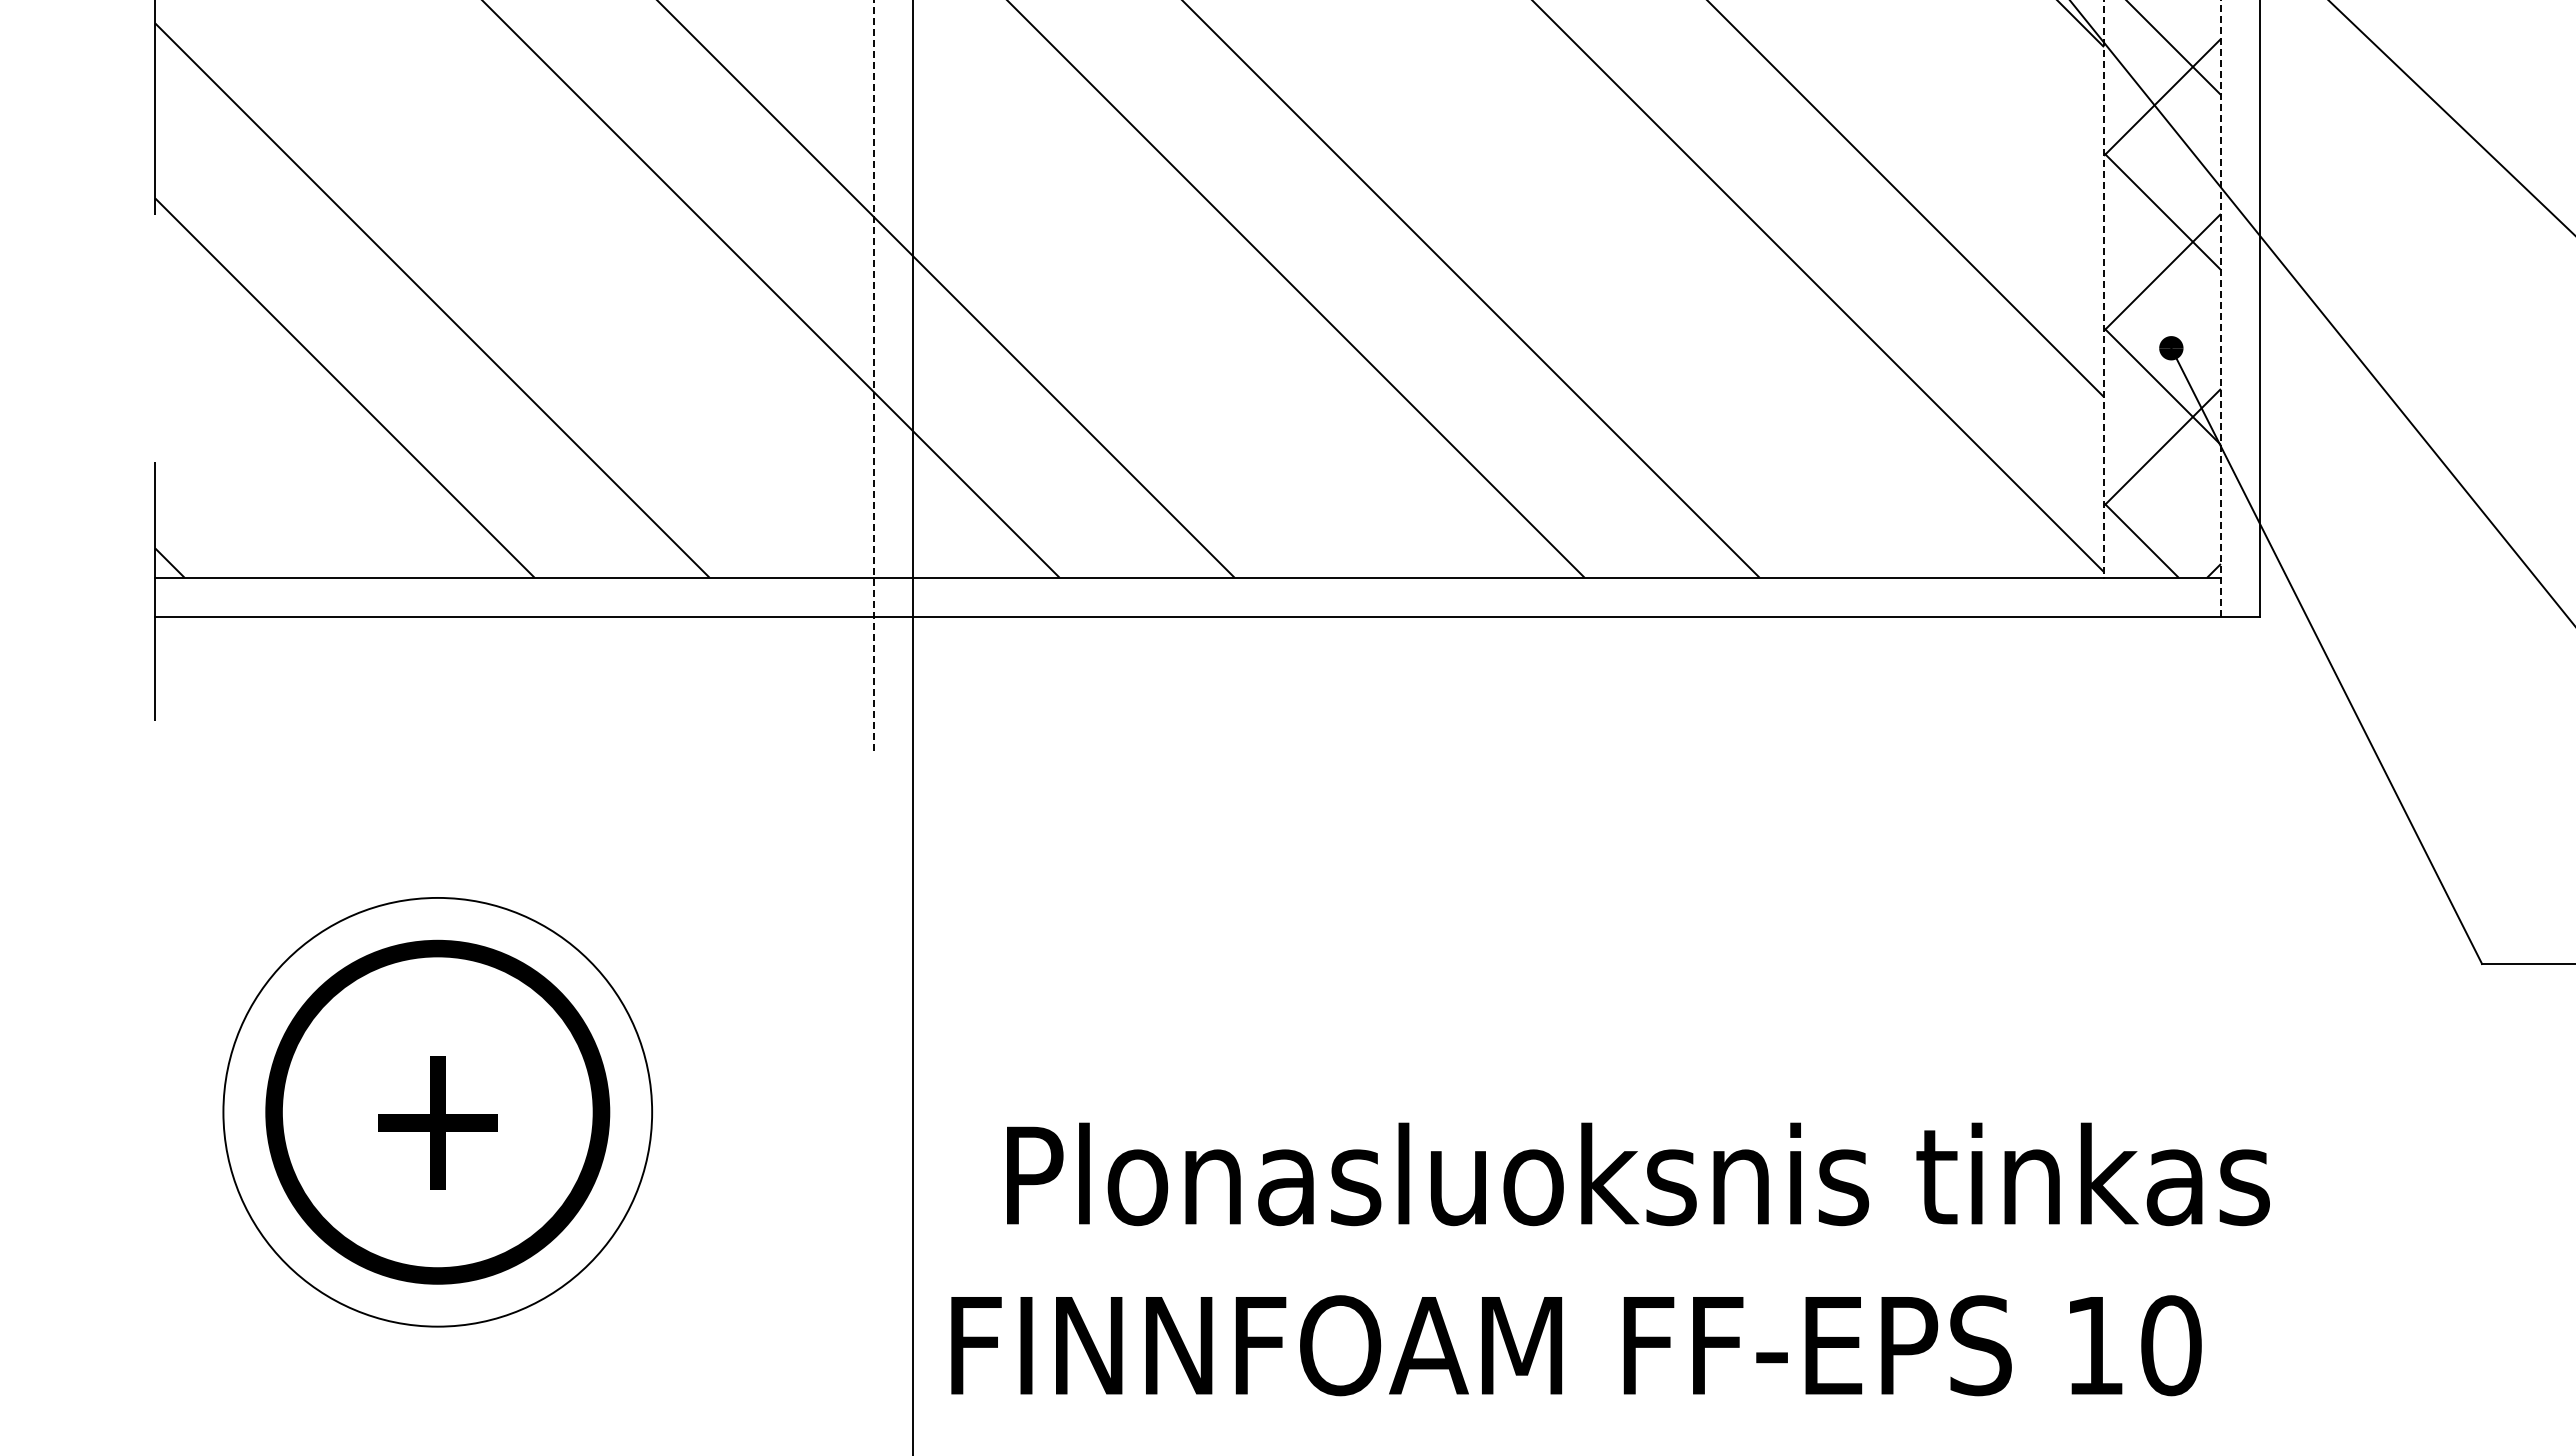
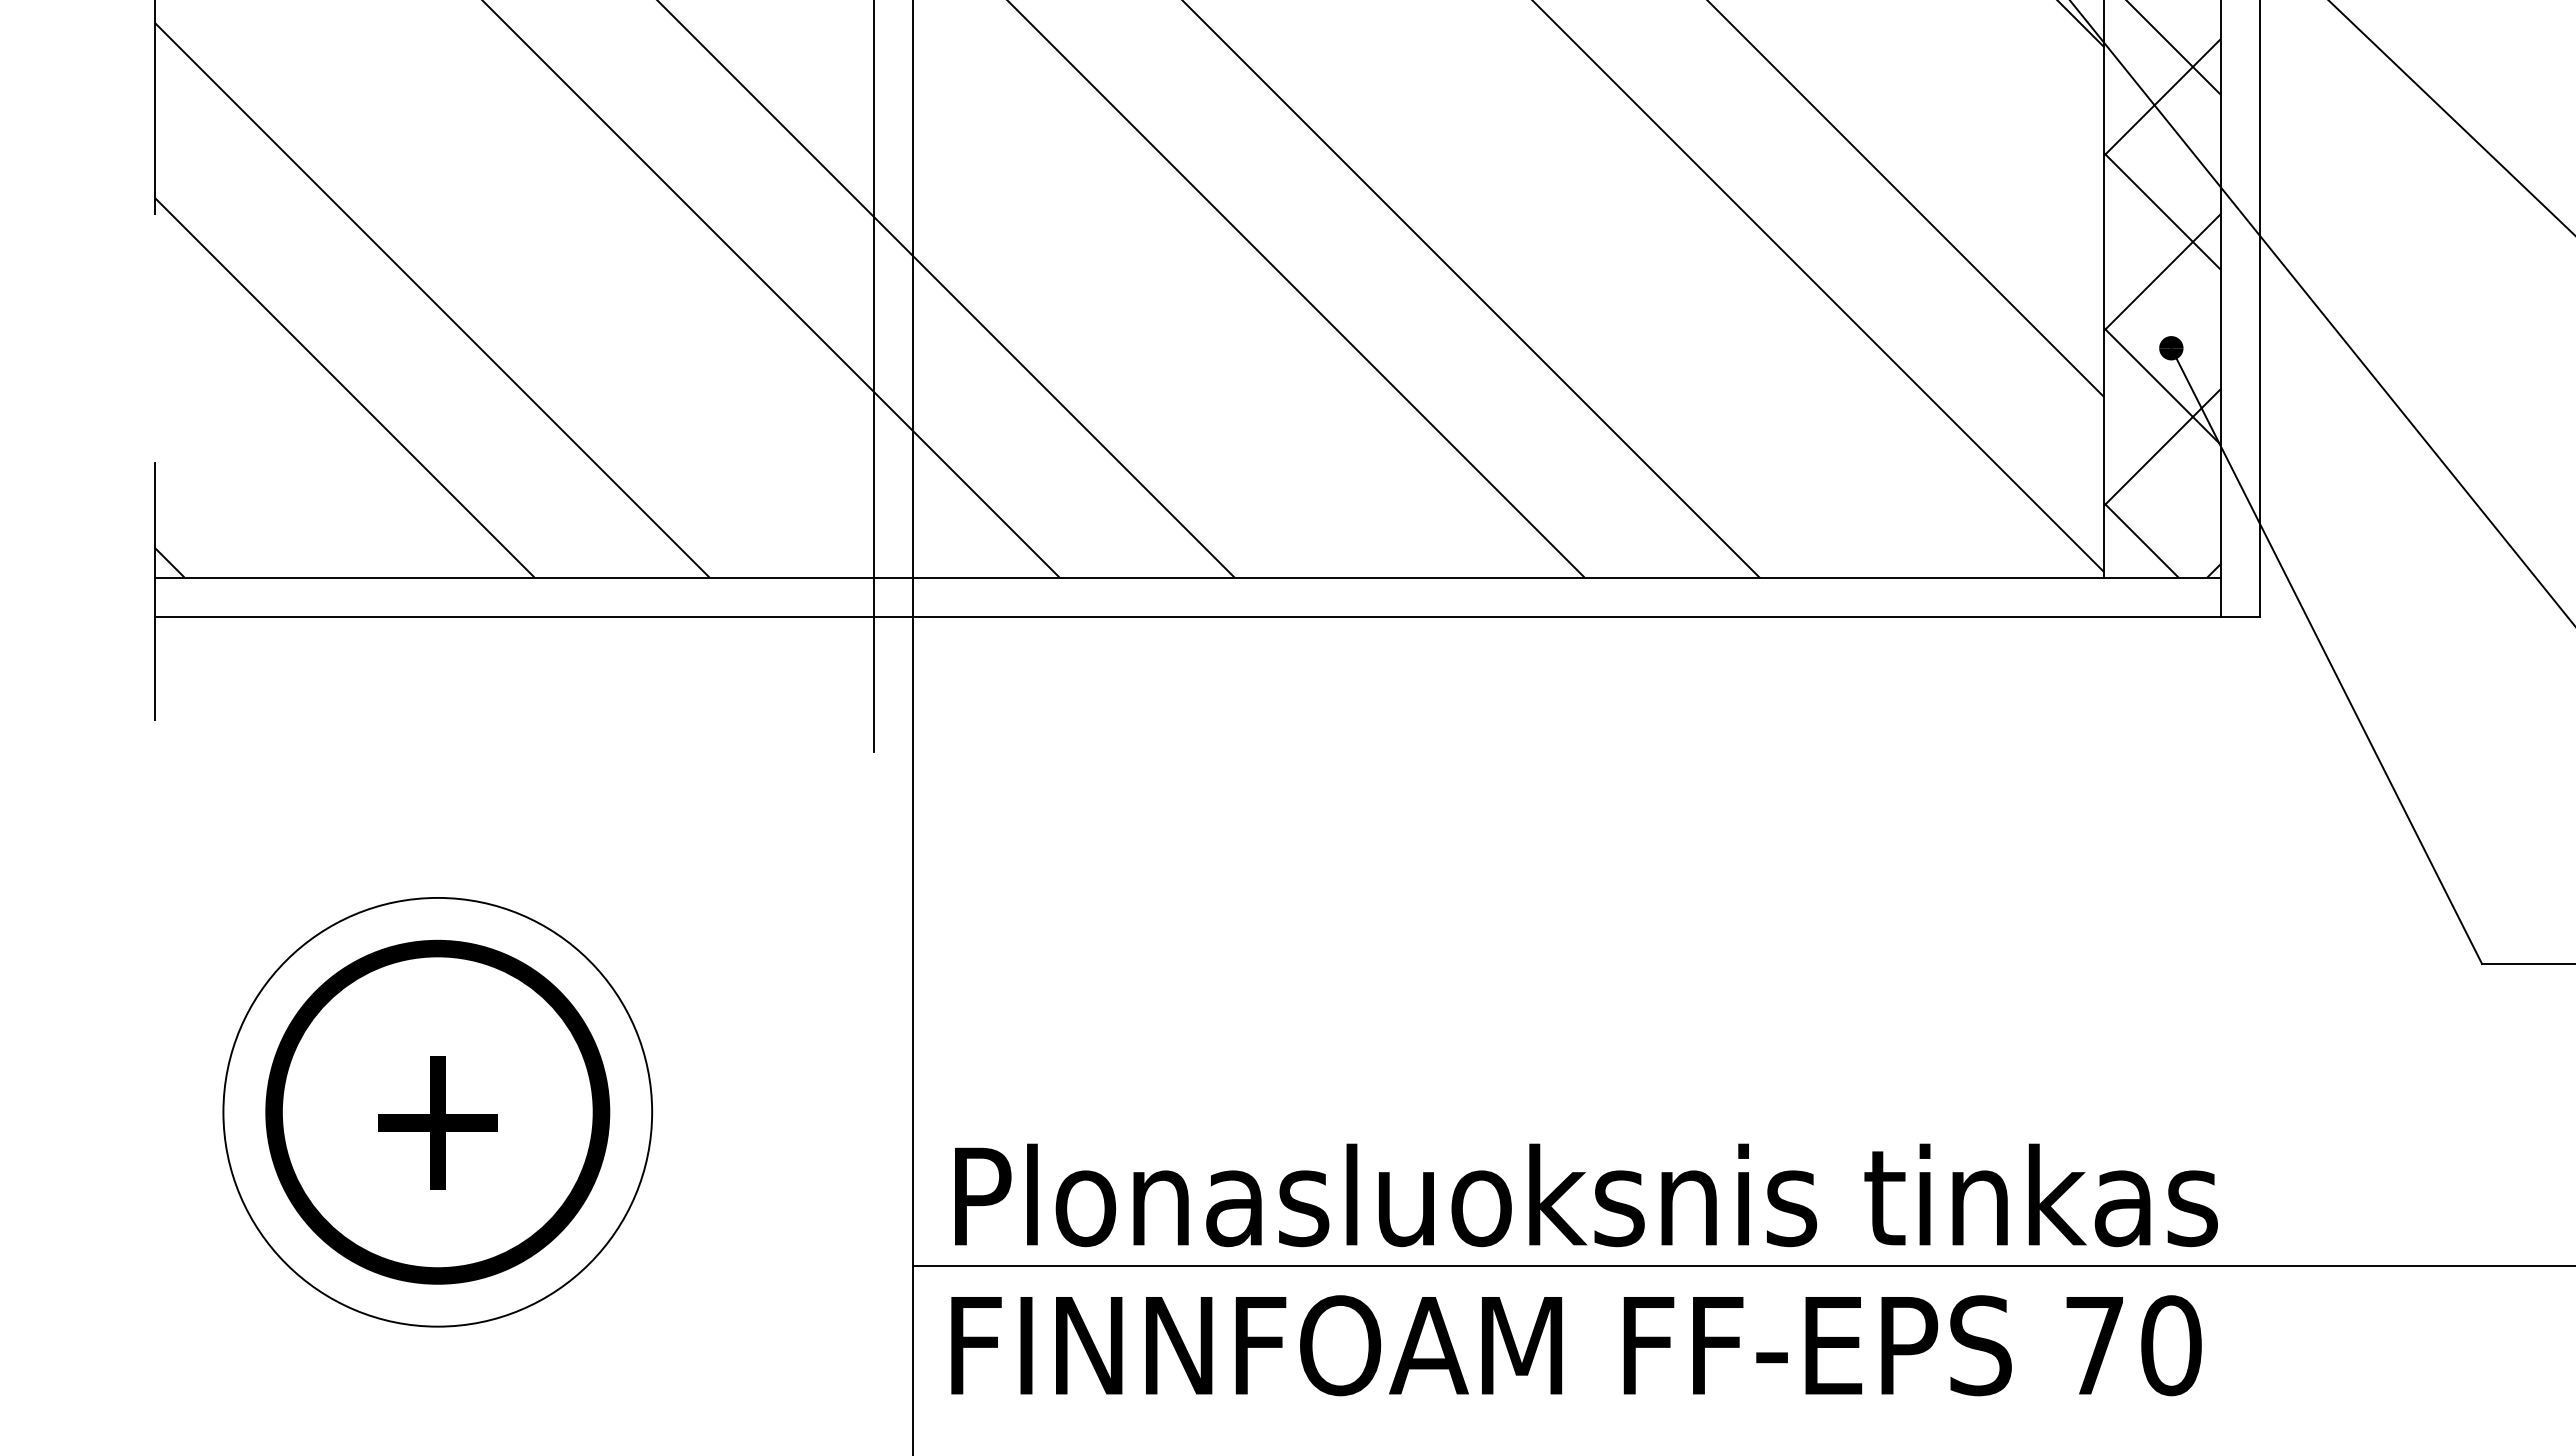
line: dashed -> solid (2103, 289)
line: dashed -> solid (2220, 308)
line: dashed -> solid (874, 376)
text position: (1638, 1174) -> (1586, 1195) (1586, 1195)
line: none -> present (1742, 1266)
text: 10 -> 70 (2094, 1345)
